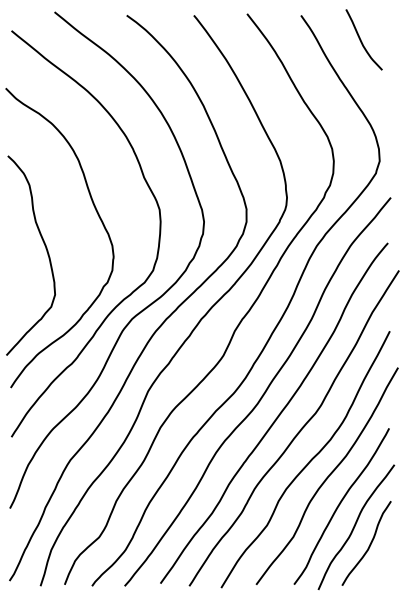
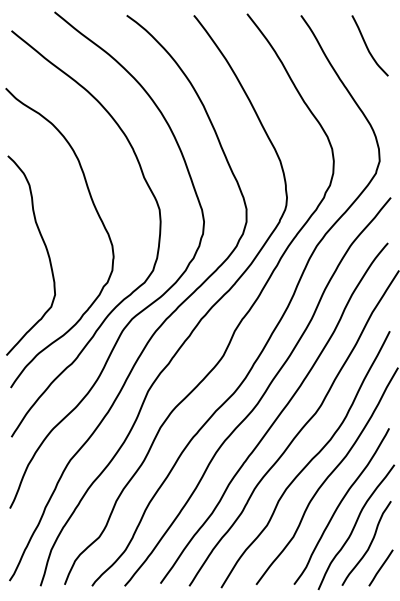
curve position: (361, 39) -> (367, 45) (367, 45)
line: none -> present (380, 567)
